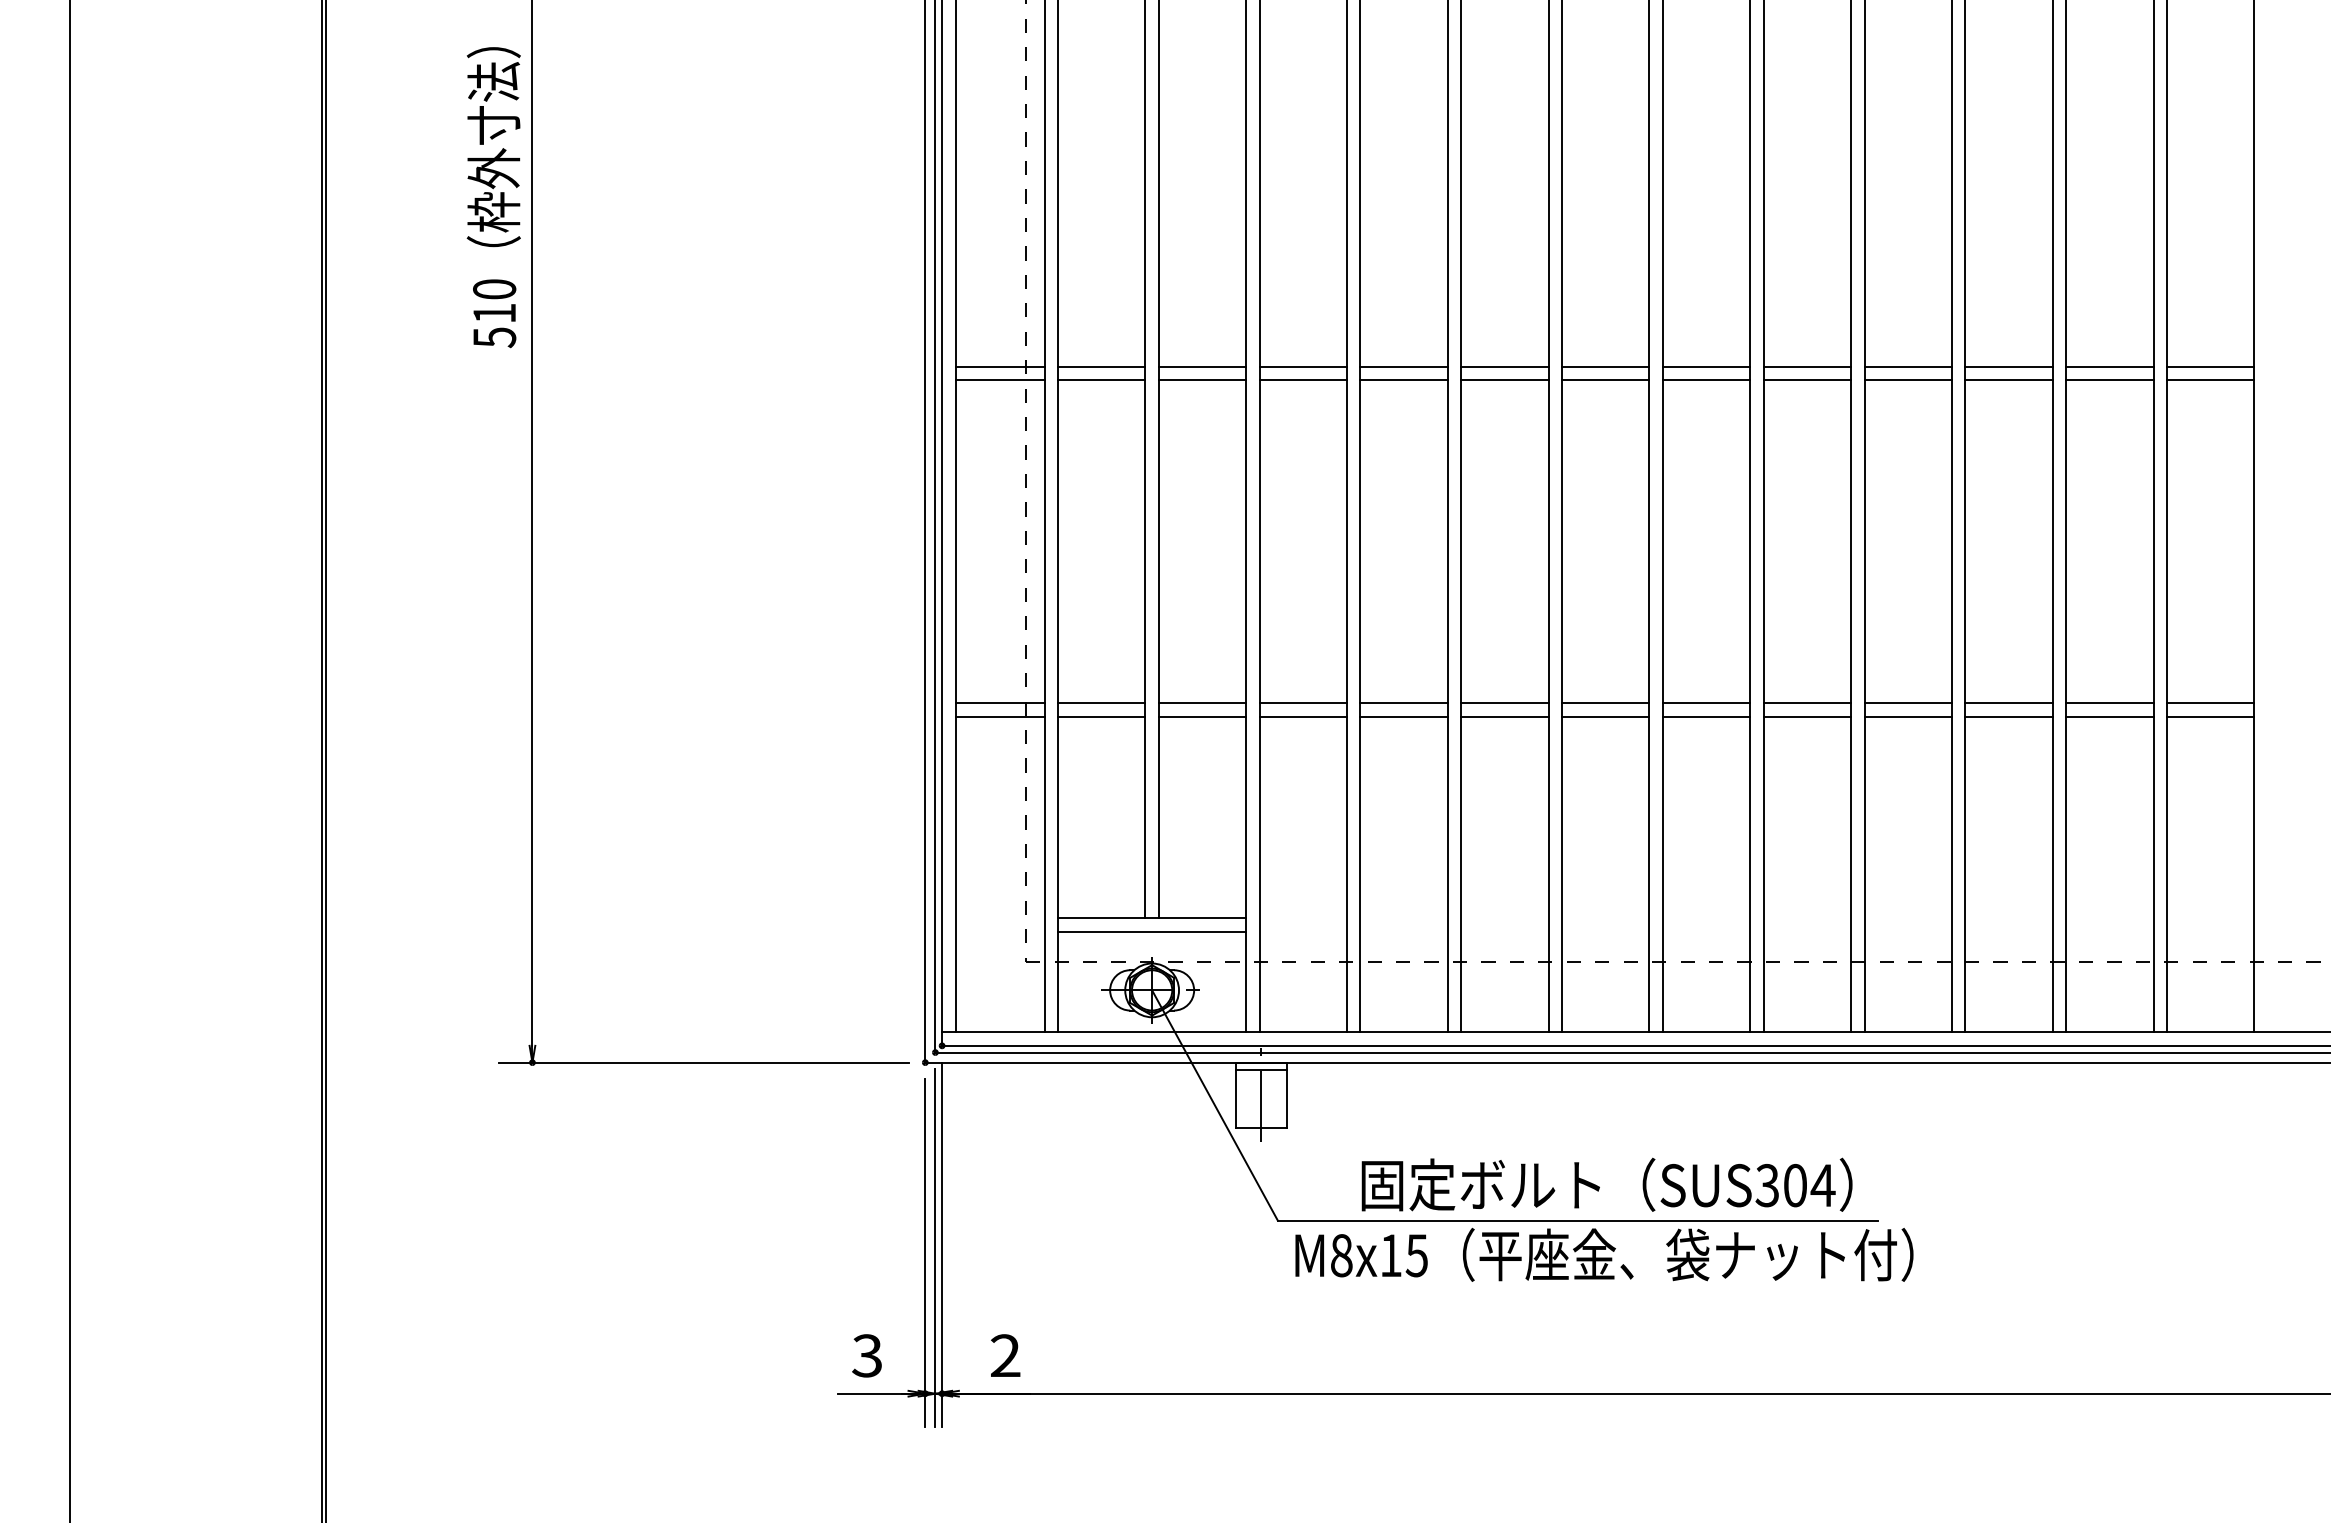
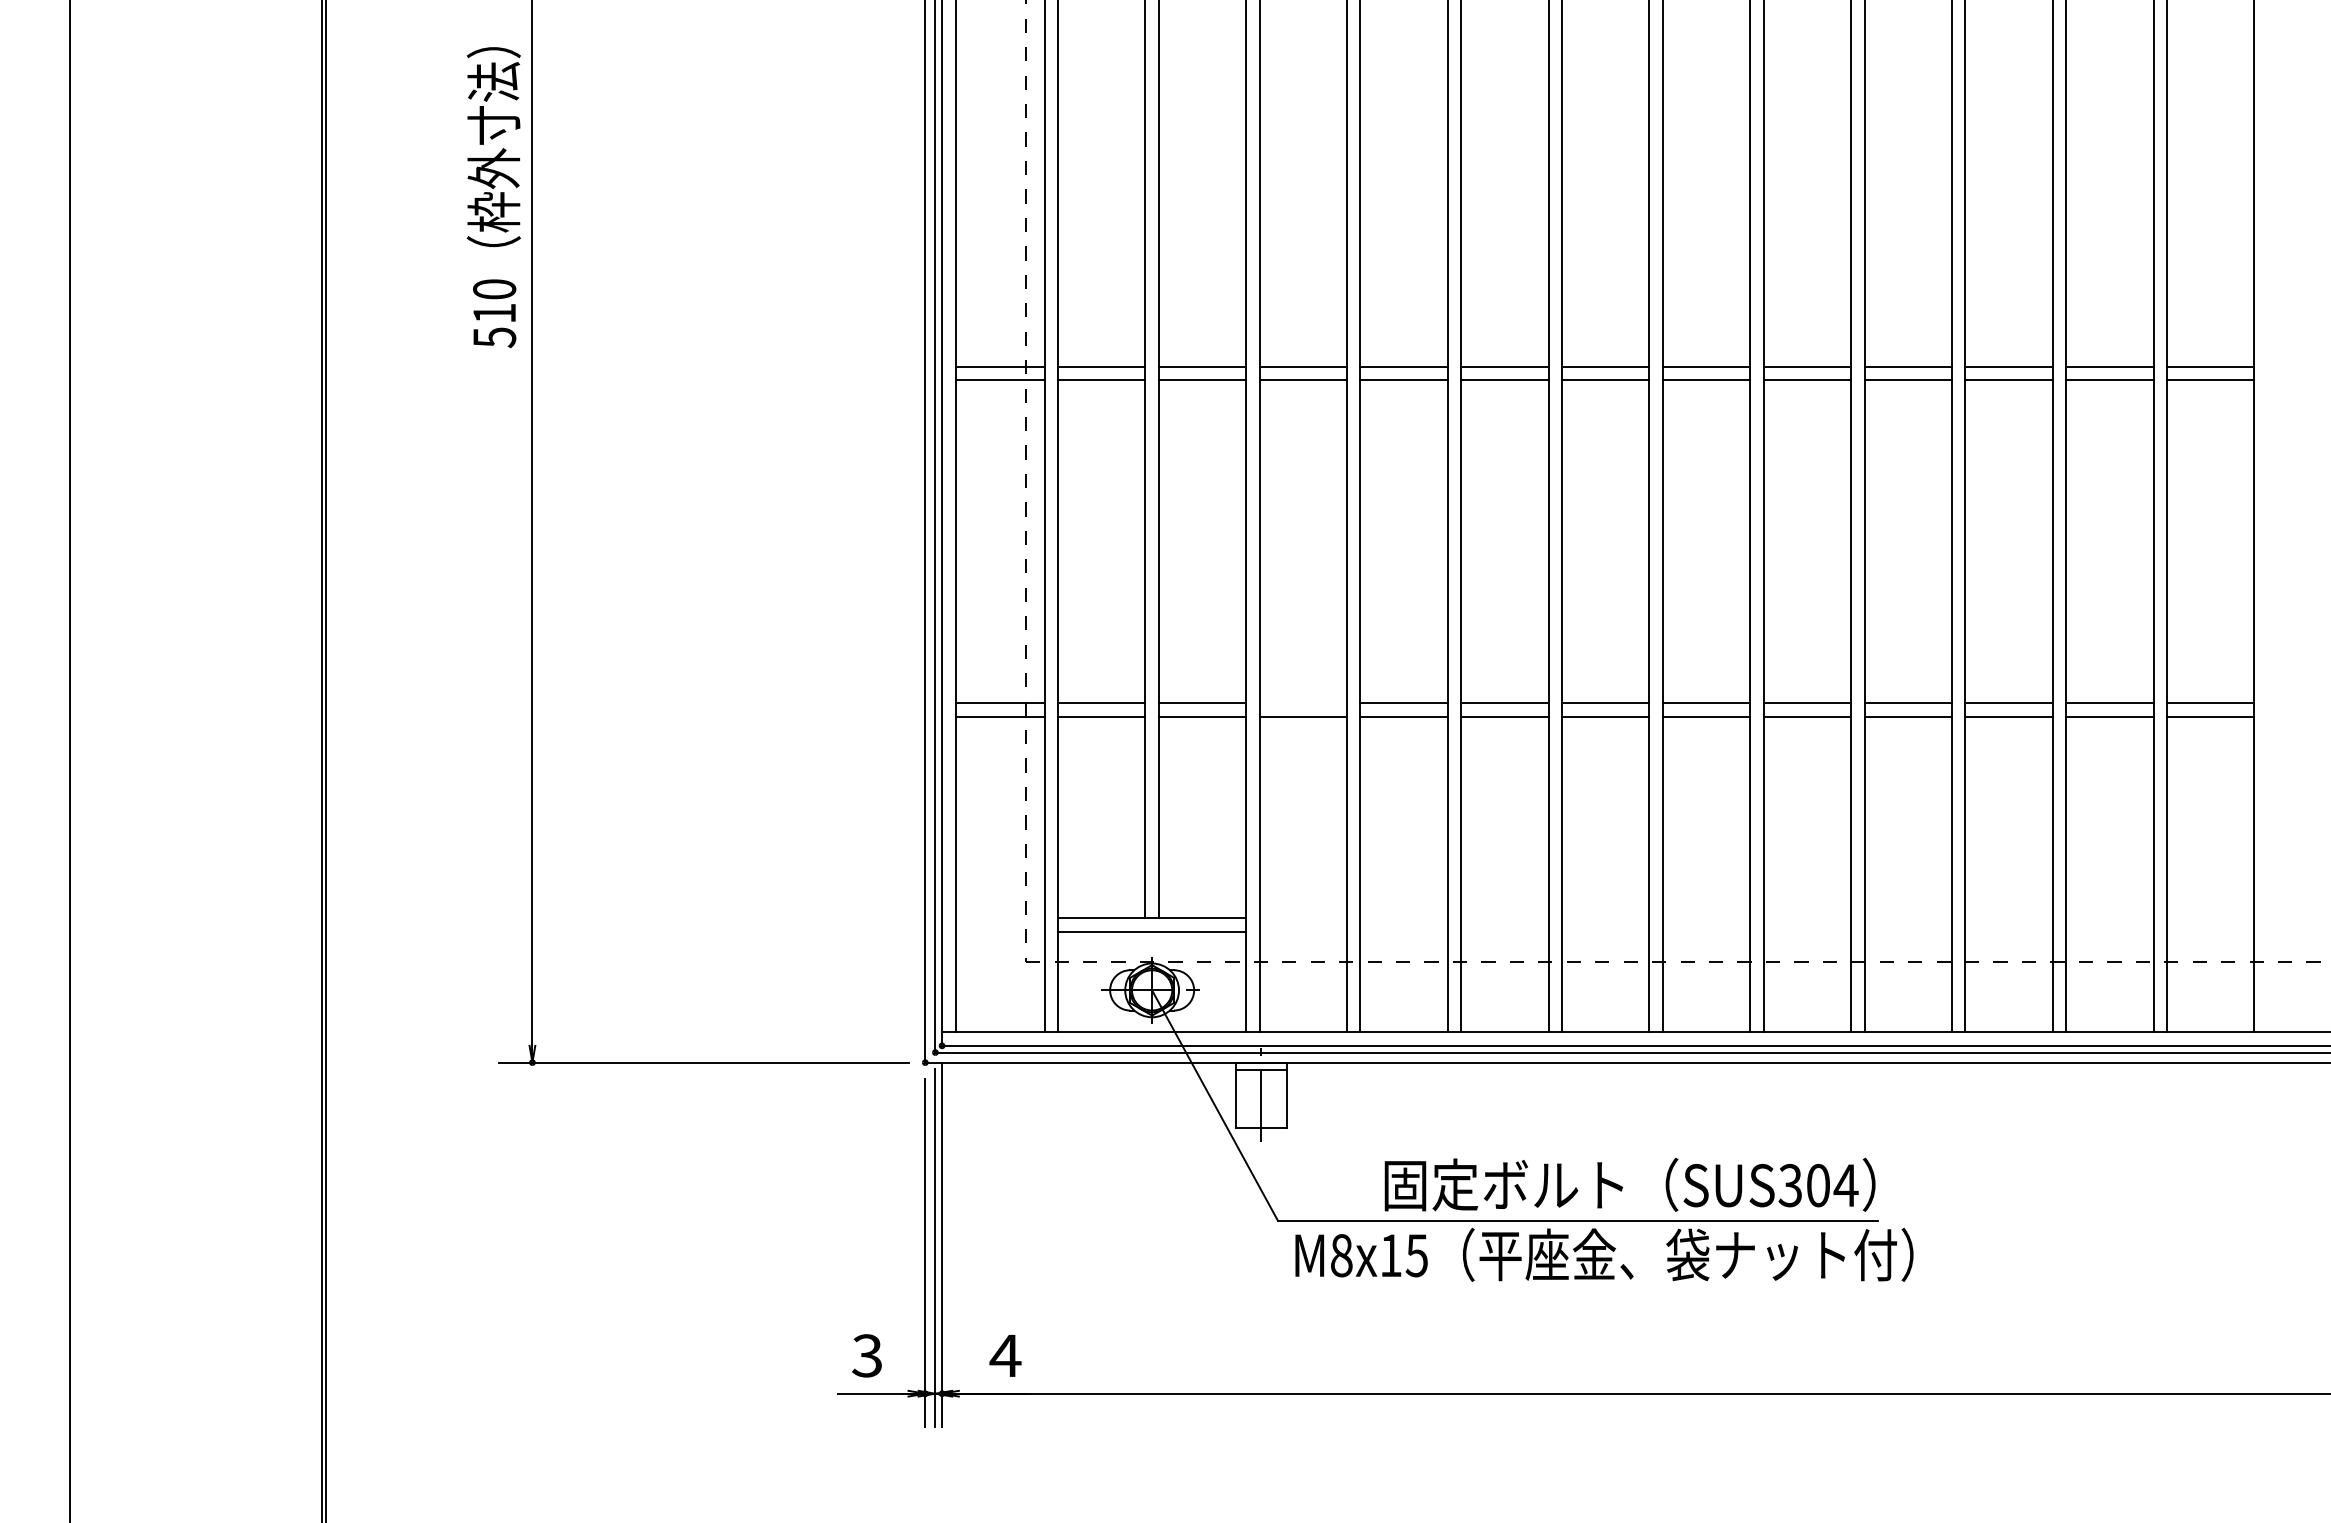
line: present -> none (1303, 703)
text position: (1606, 1184) -> (1629, 1184) (1629, 1184)
text: 2 -> 4 (1005, 1355)
